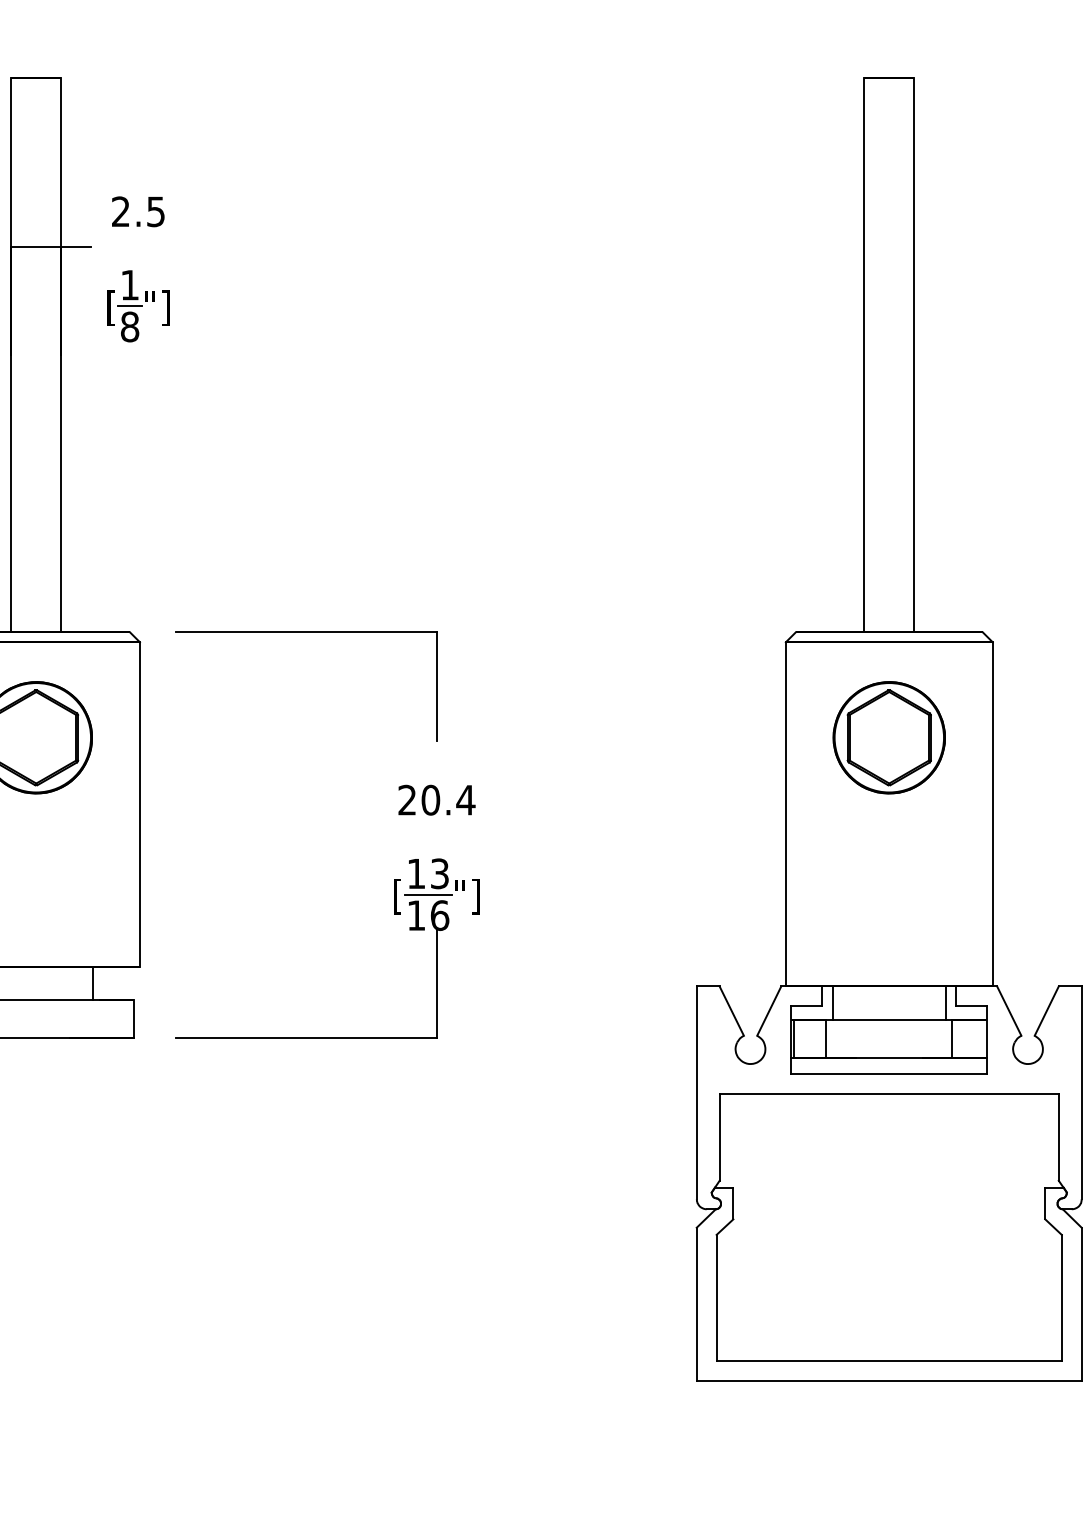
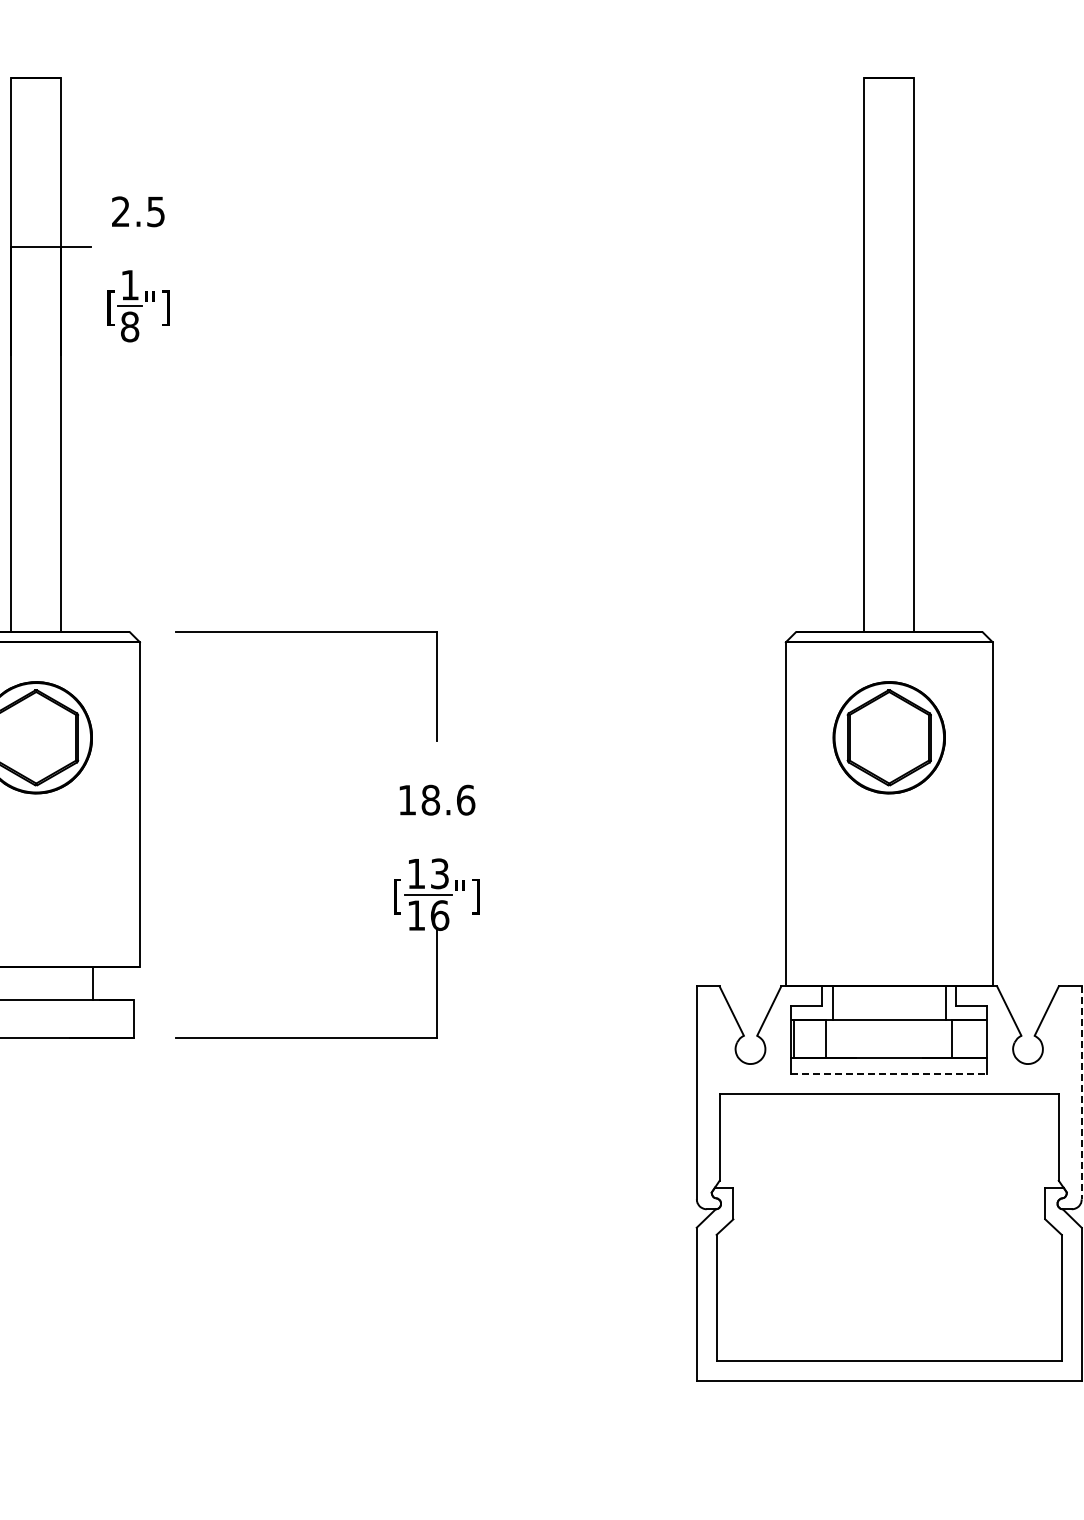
text: 20.4 -> 18.6 (436, 799)
line: solid -> dashed (889, 1073)
line: solid -> dashed (1081, 1093)
